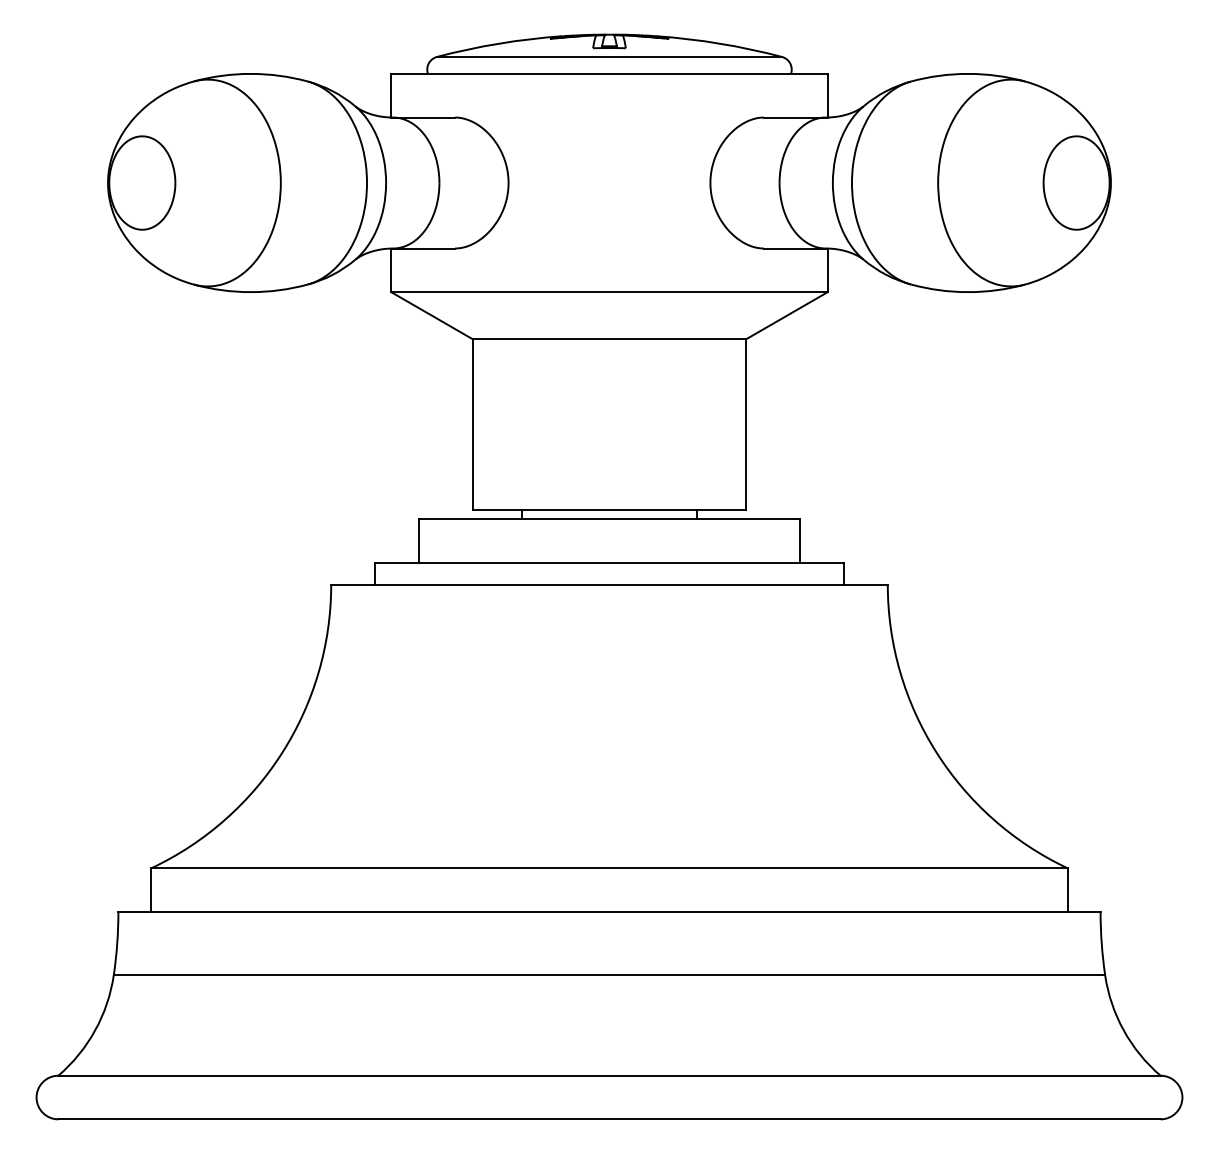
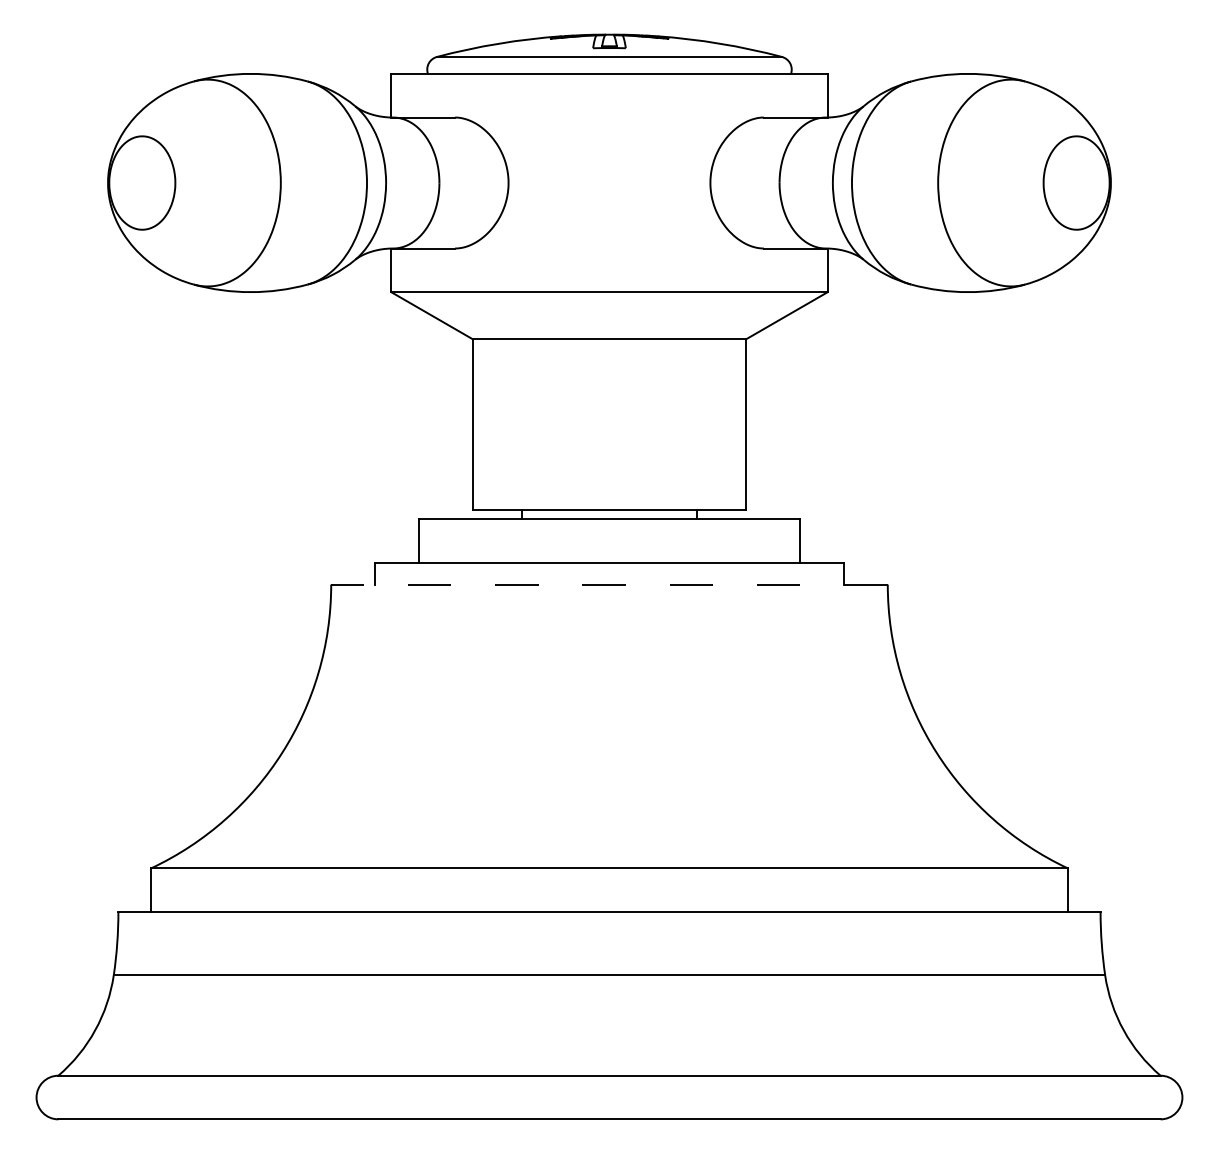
line: solid -> dashed (609, 584)
